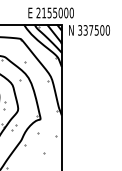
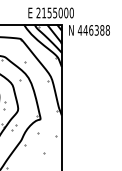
text: 337500 -> 446388 (93, 30)
